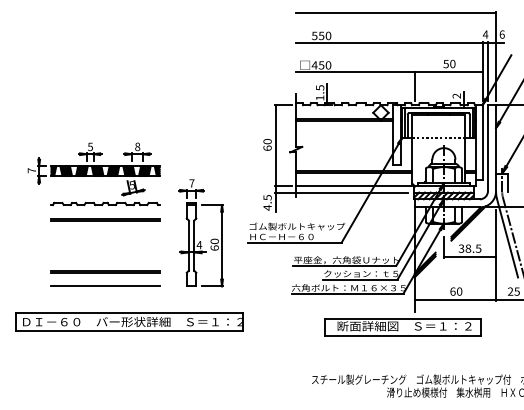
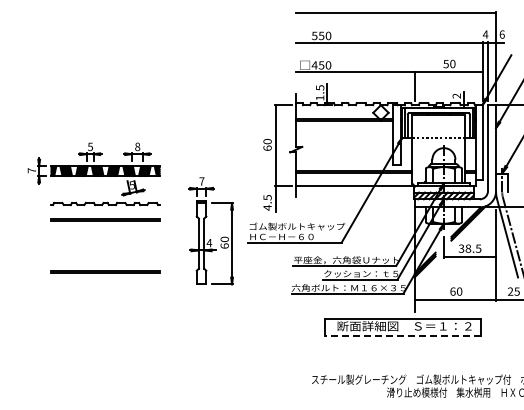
line: present -> none (341, 192)
part position: (200, 233) -> (210, 231) (210, 231)
line: present -> none (105, 286)
part: present -> none (129, 321)
line: solid -> dashed (402, 336)
